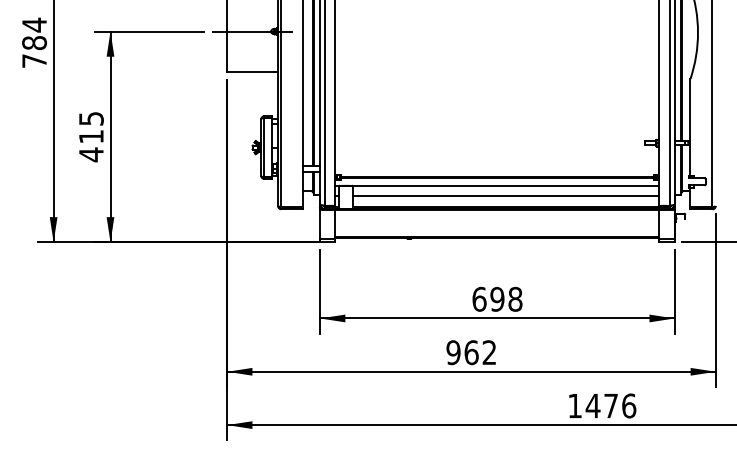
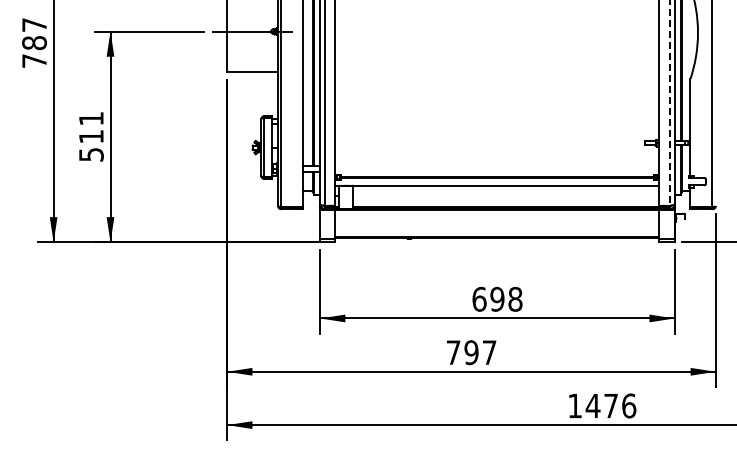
text: 784 -> 787 (34, 24)
line: solid -> dashed (669, 102)
text: 415 -> 511 (91, 137)
line: present -> none (505, 195)
text: 962 -> 797 (471, 352)
